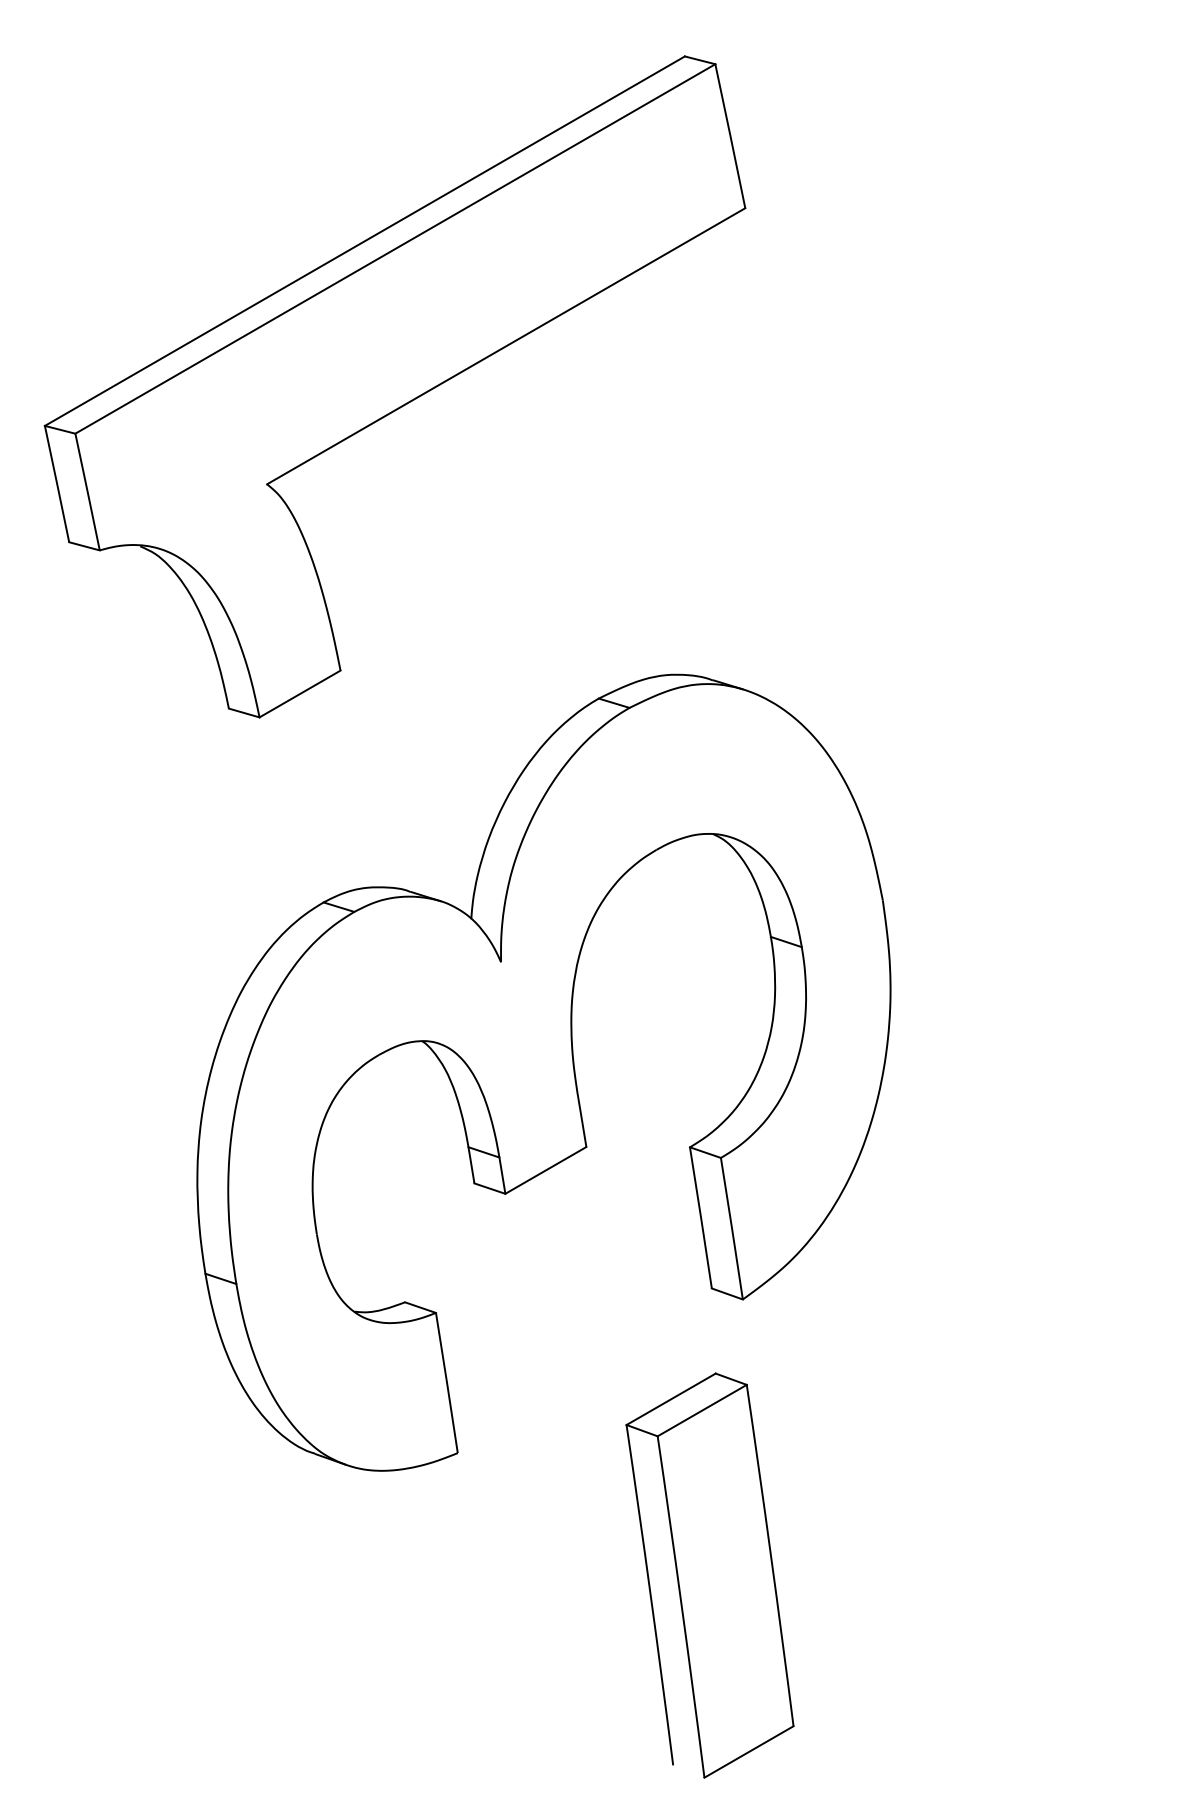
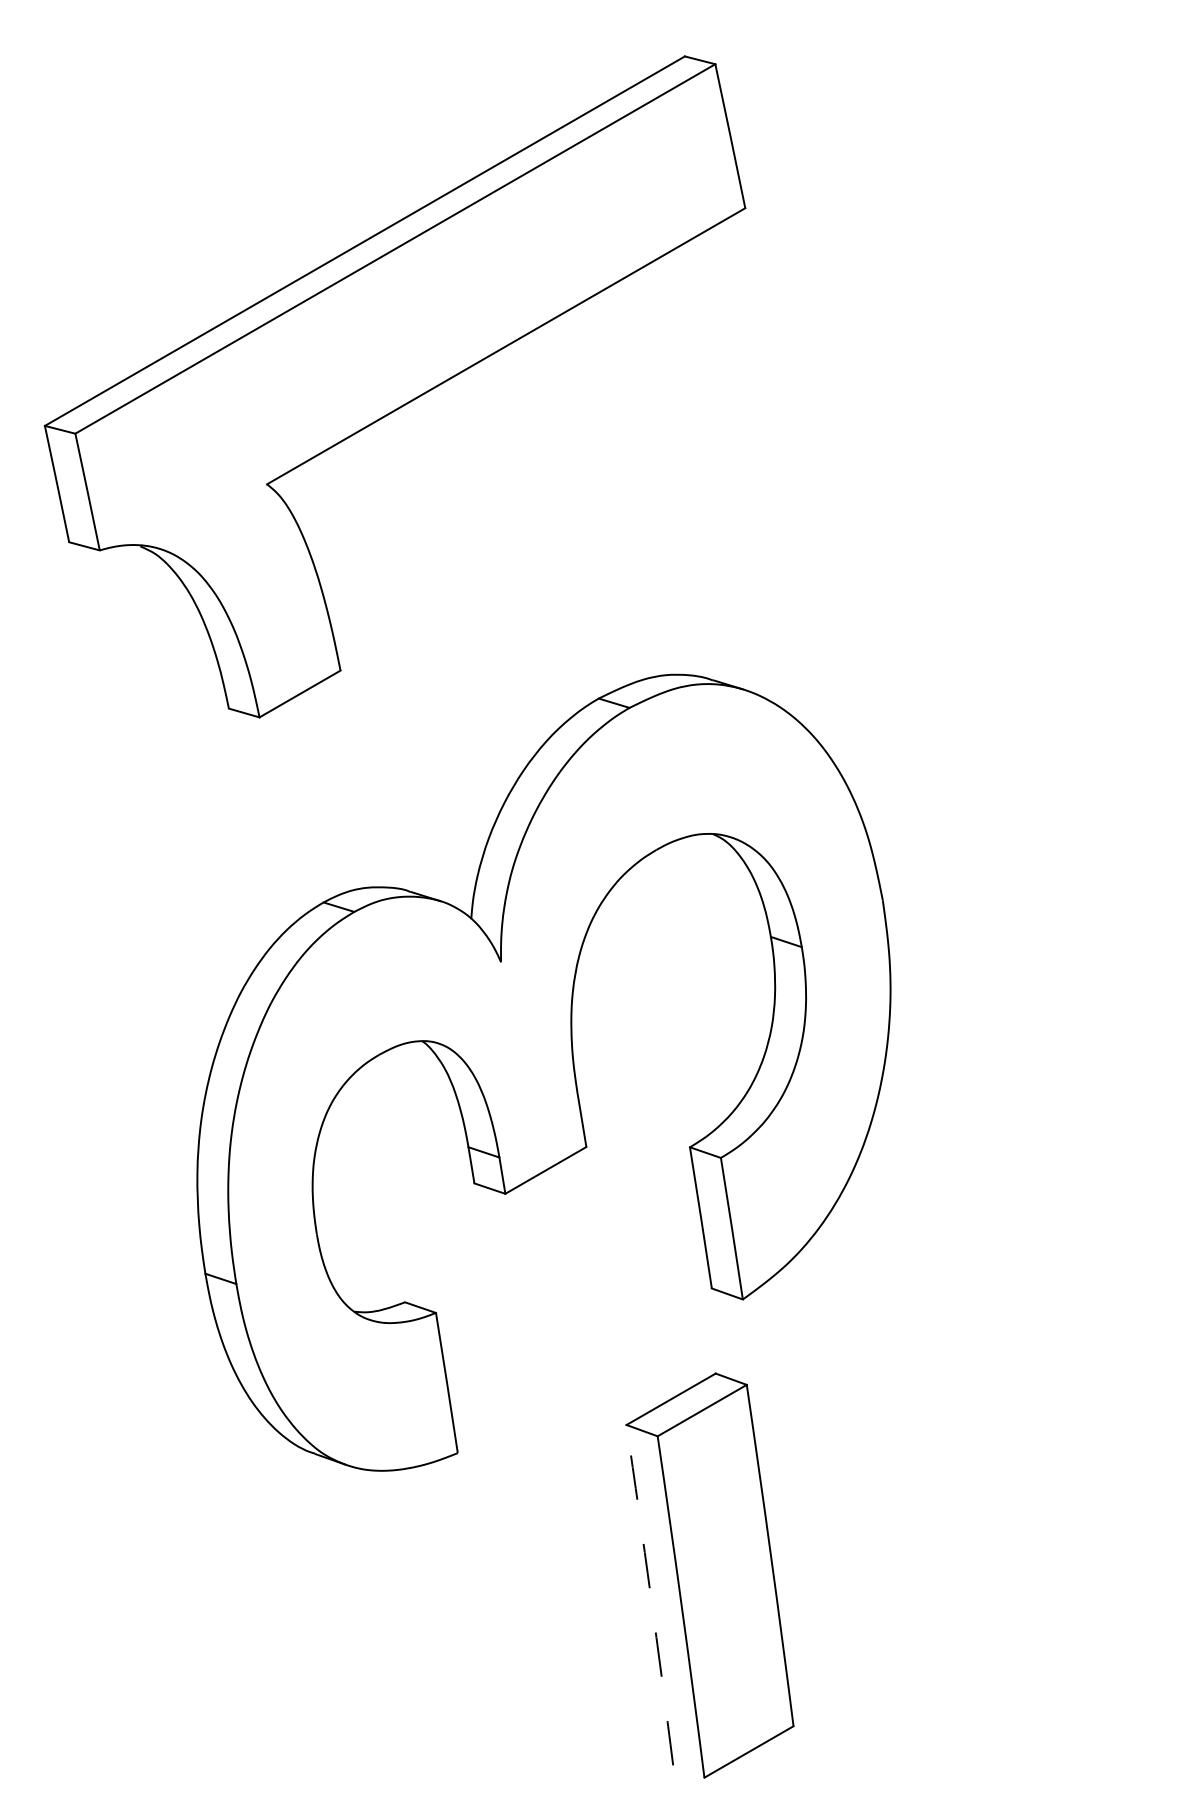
arc: solid -> dashed (650, 1595)
